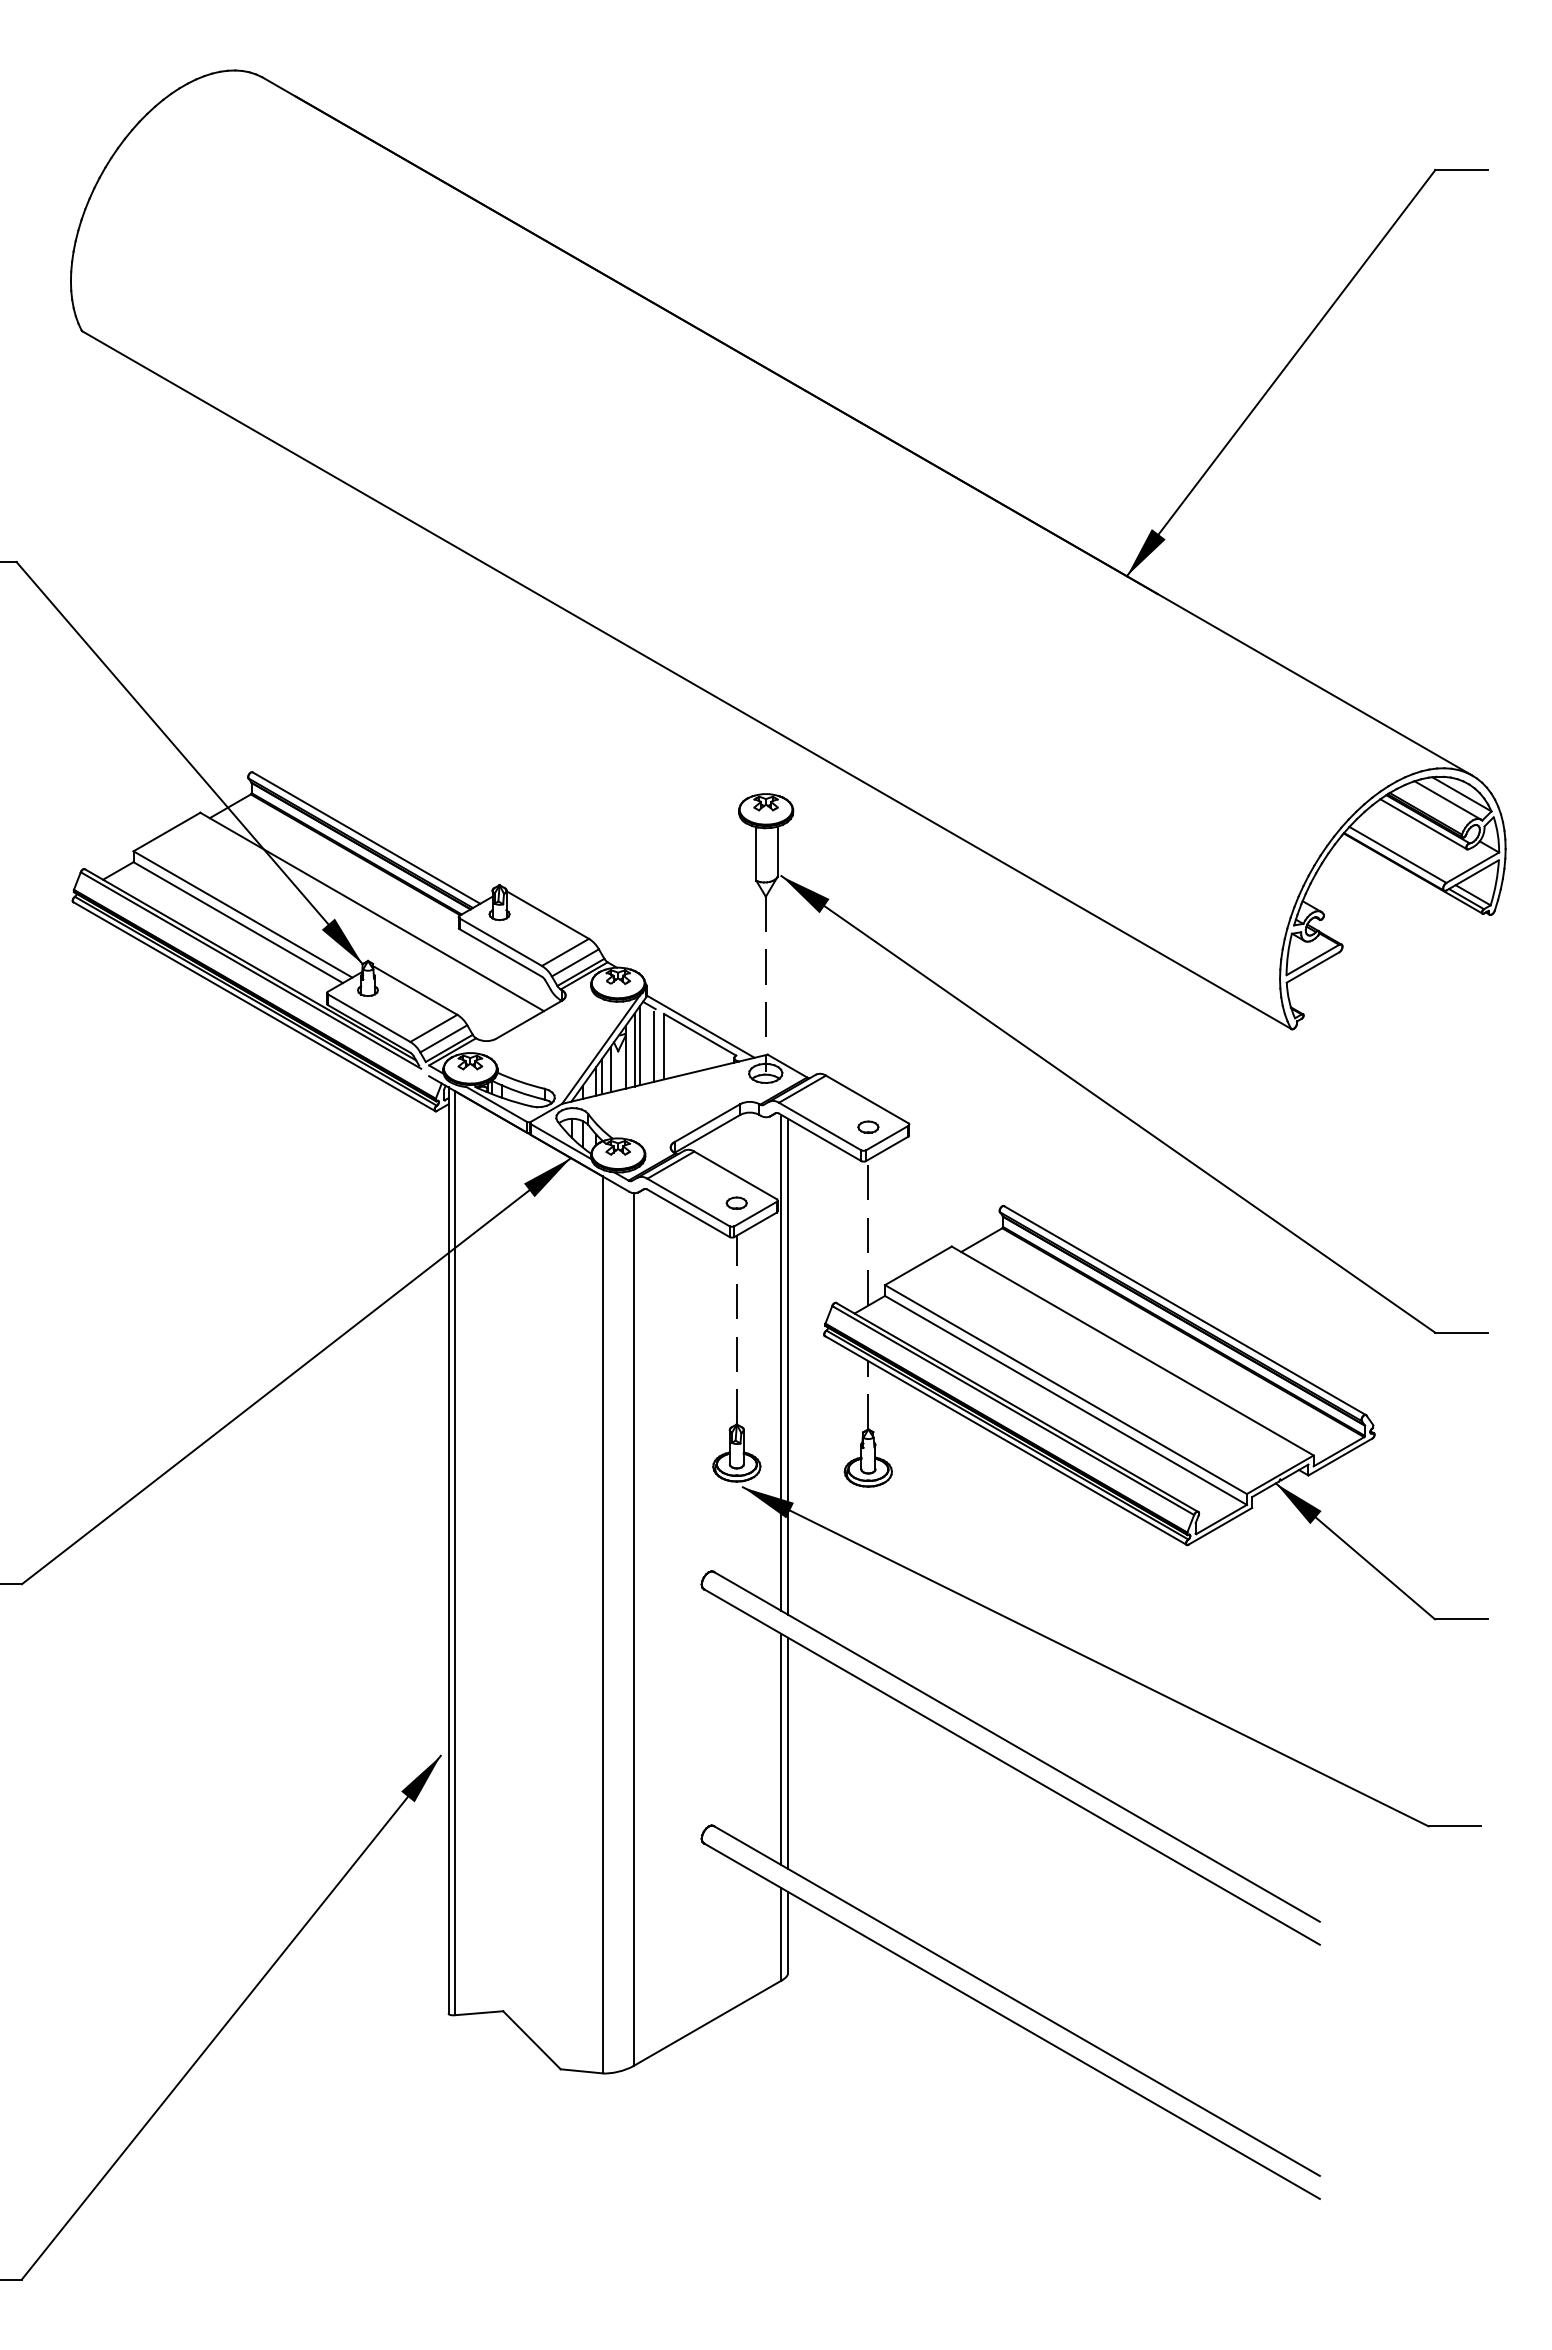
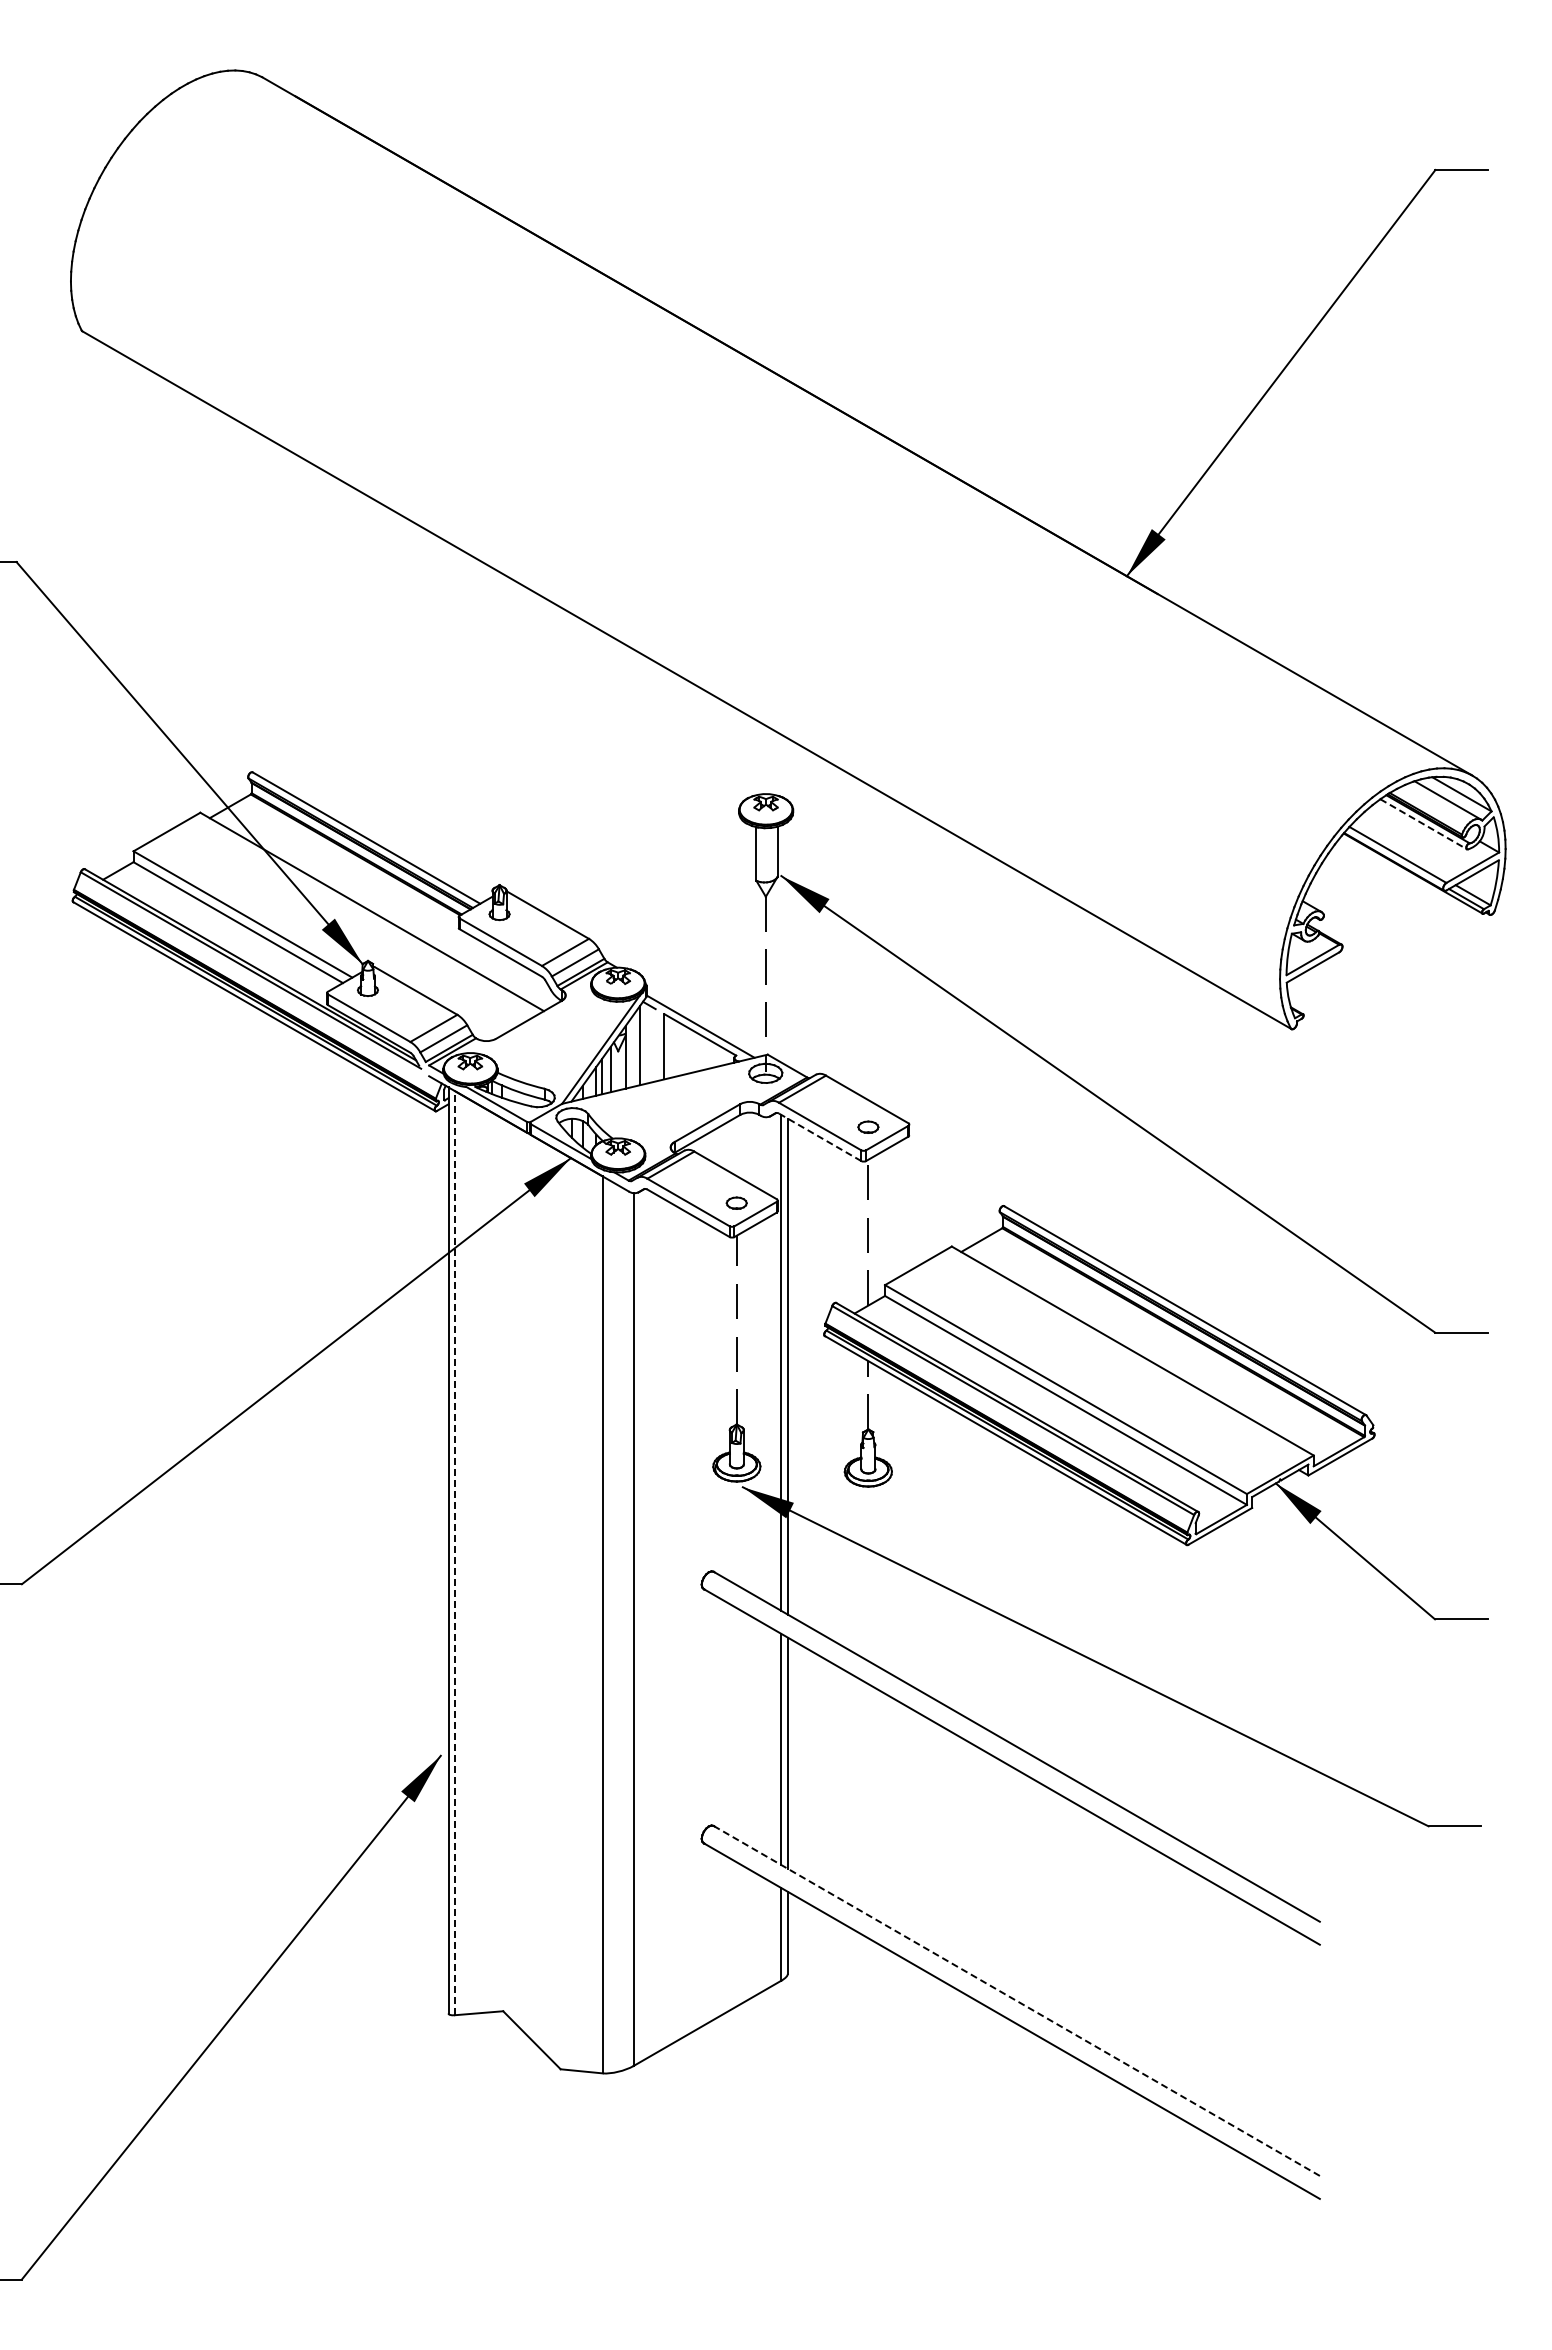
line: solid -> dashed (1424, 824)
line: present -> none (653, 1046)
line: present -> none (634, 1049)
line: solid -> dashed (820, 1137)
line: solid -> dashed (454, 1552)
line: solid -> dashed (1016, 2001)
